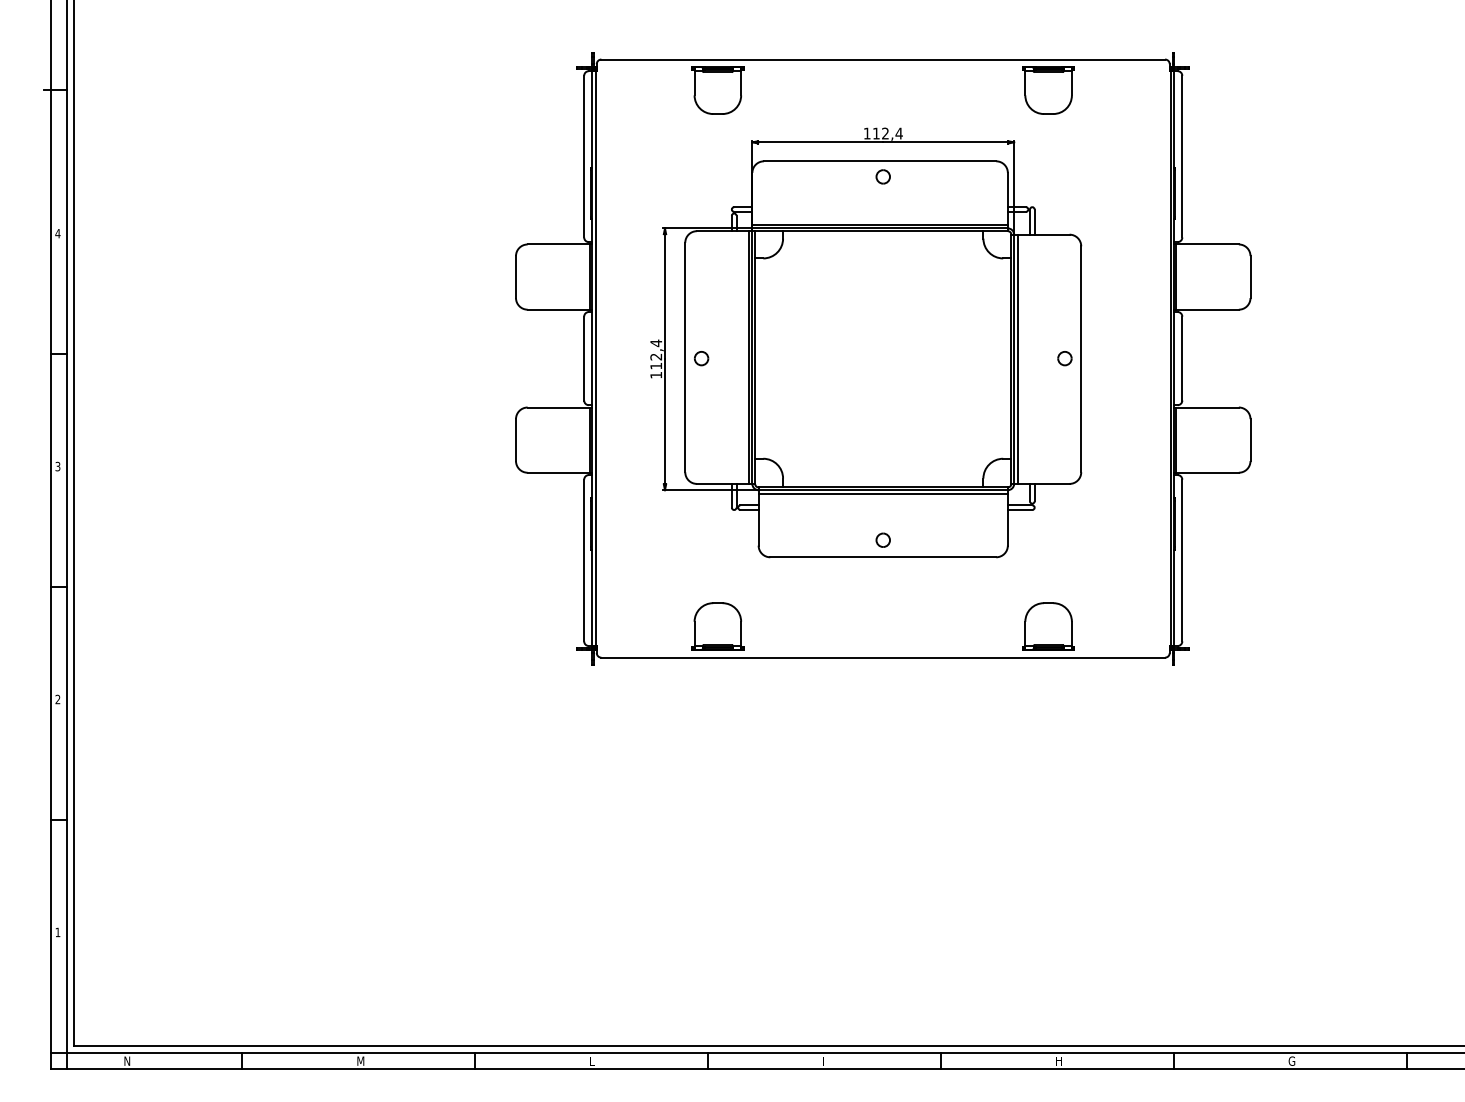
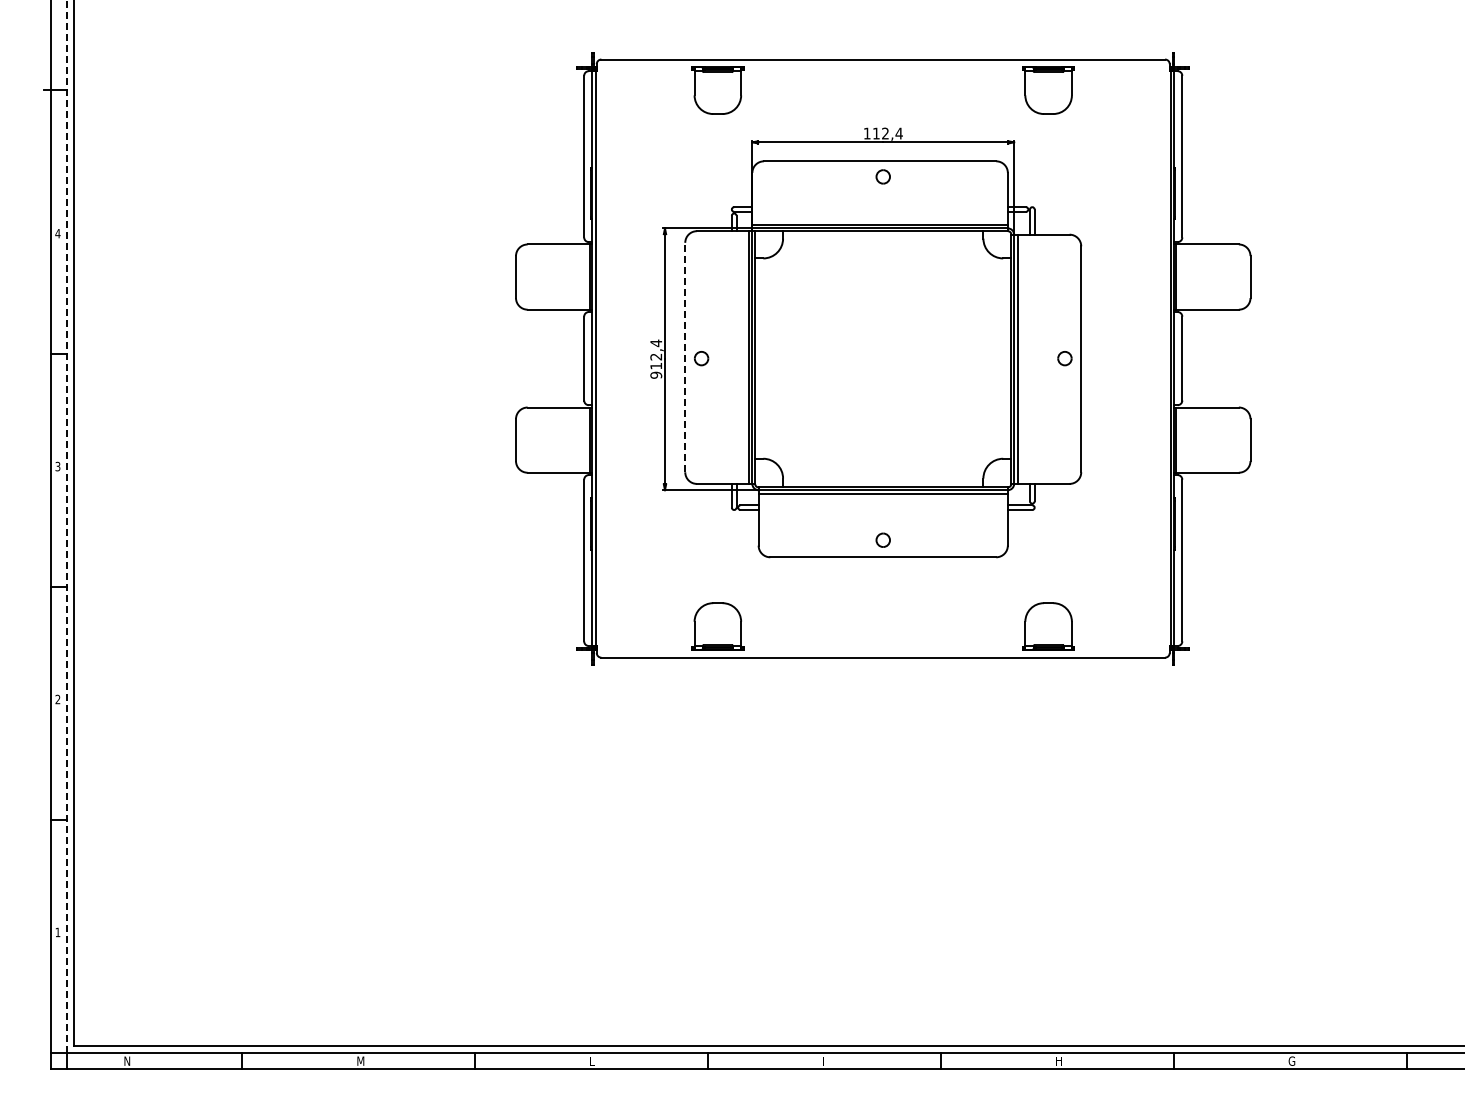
line: solid -> dashed (685, 357)
text: 112,4 -> 912,4 (656, 374)
line: solid -> dashed (67, 526)
